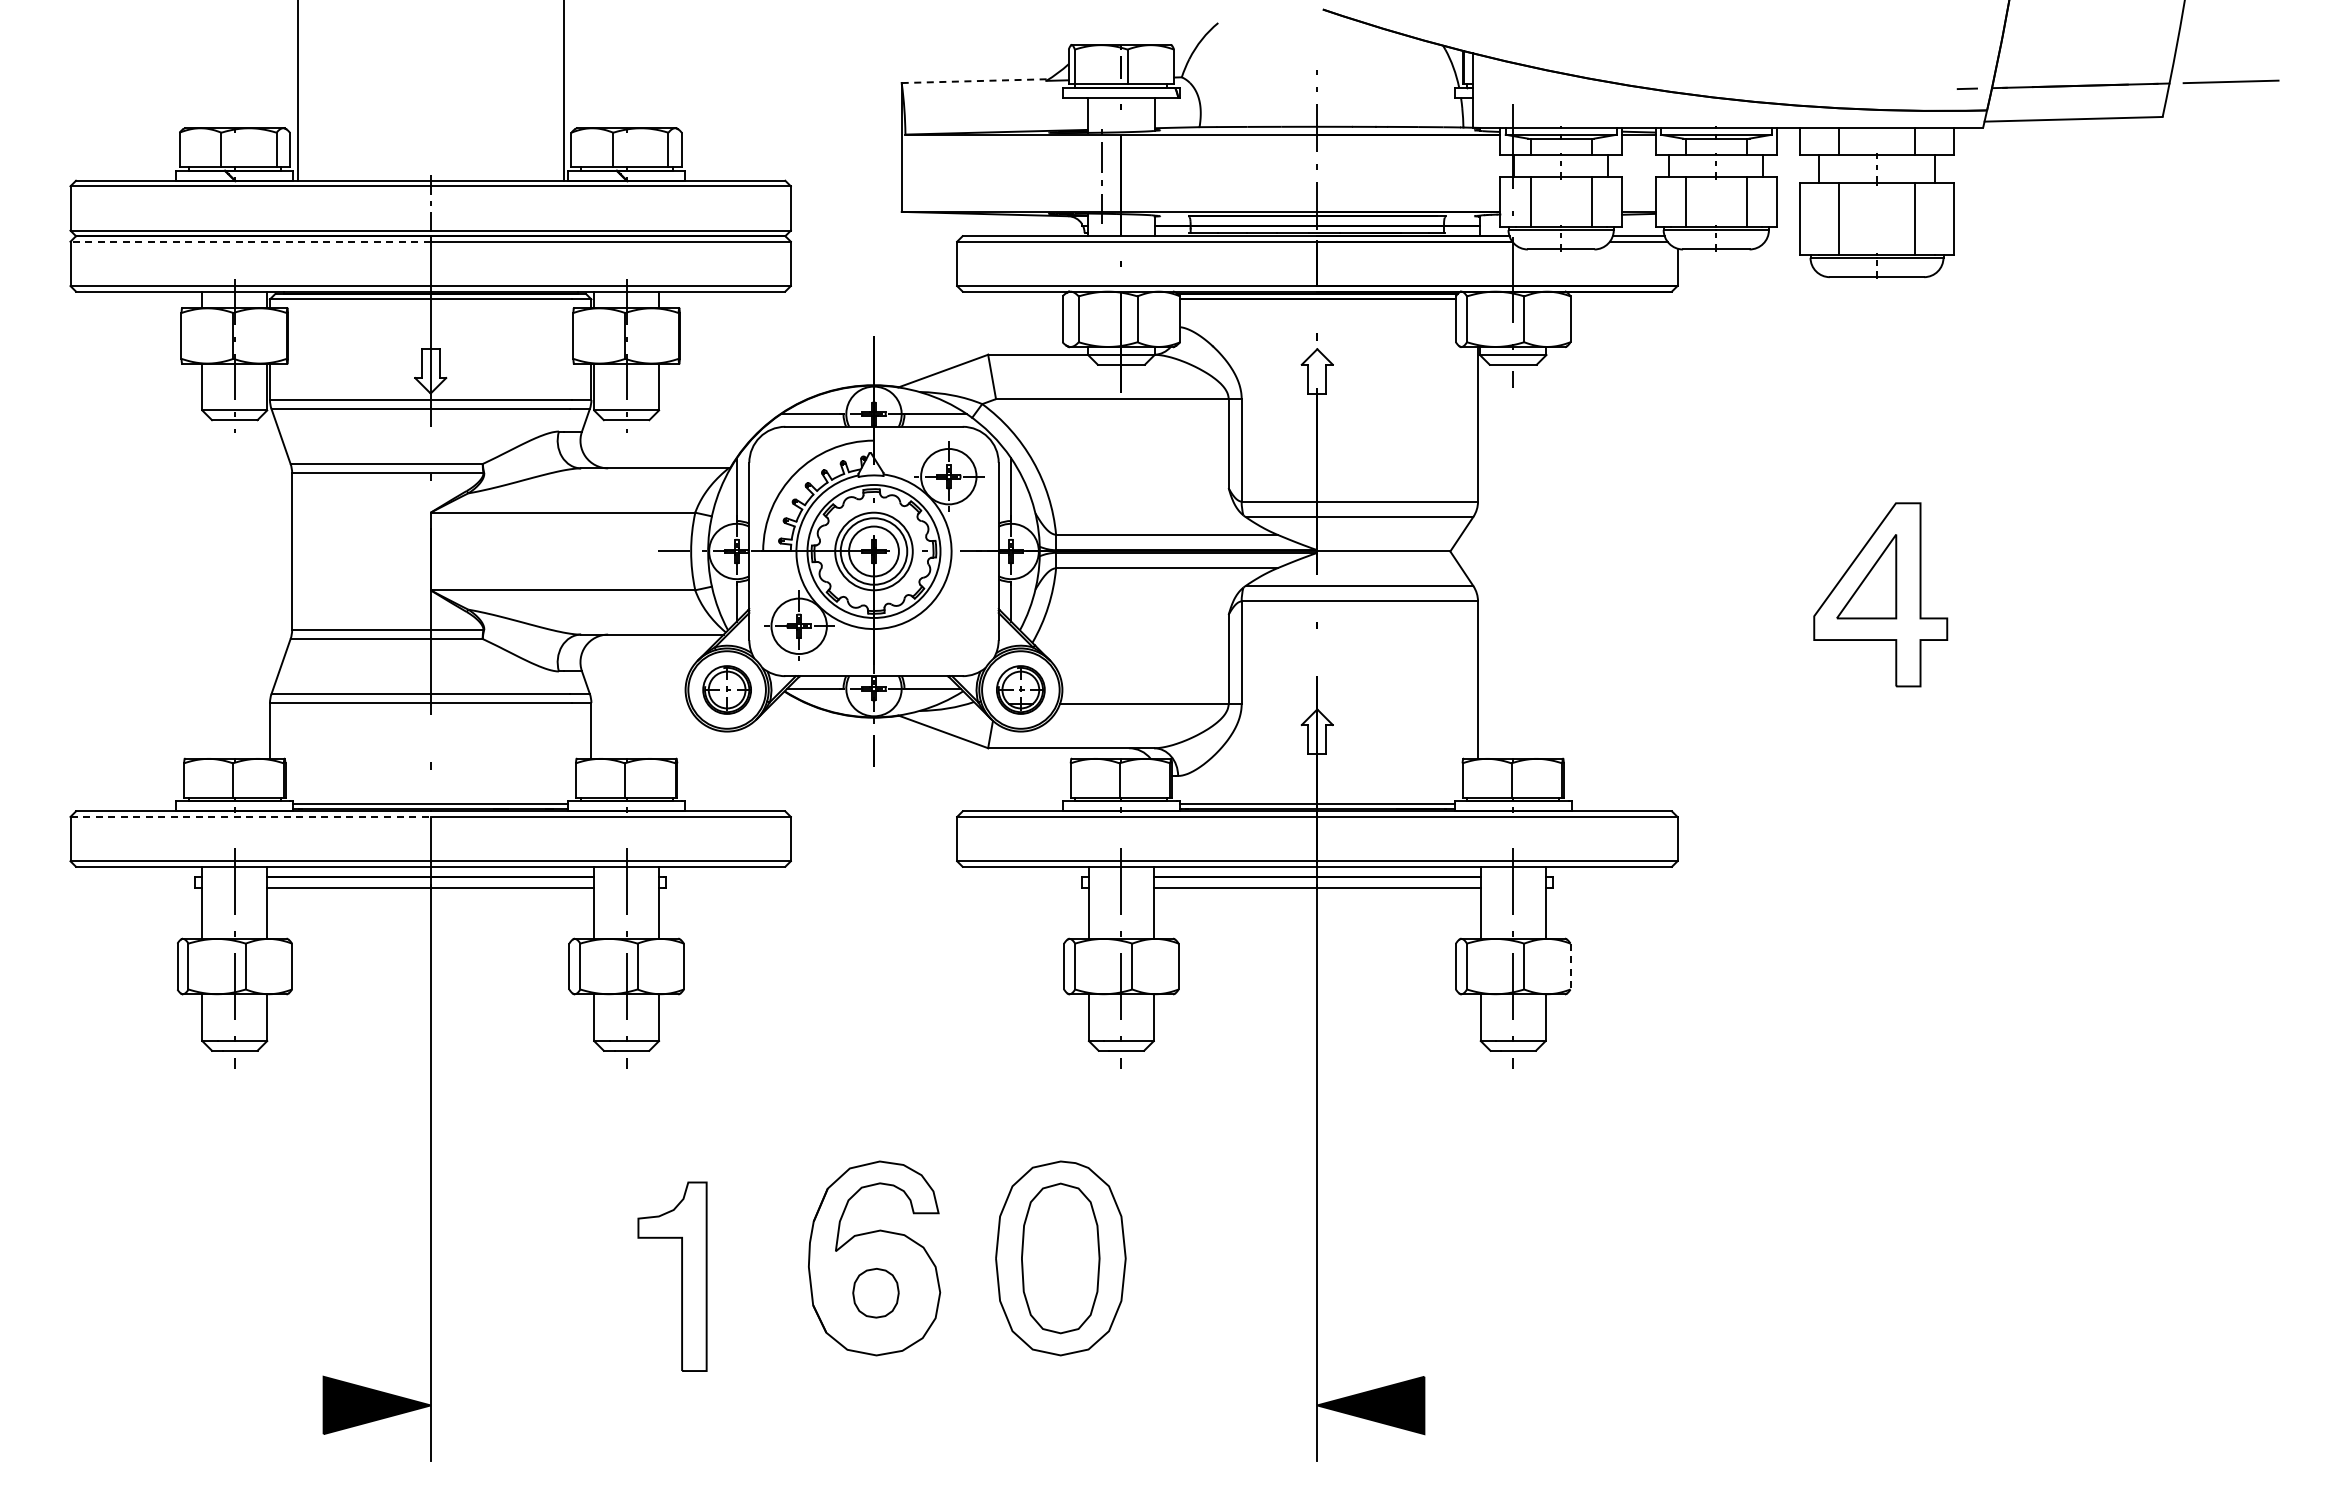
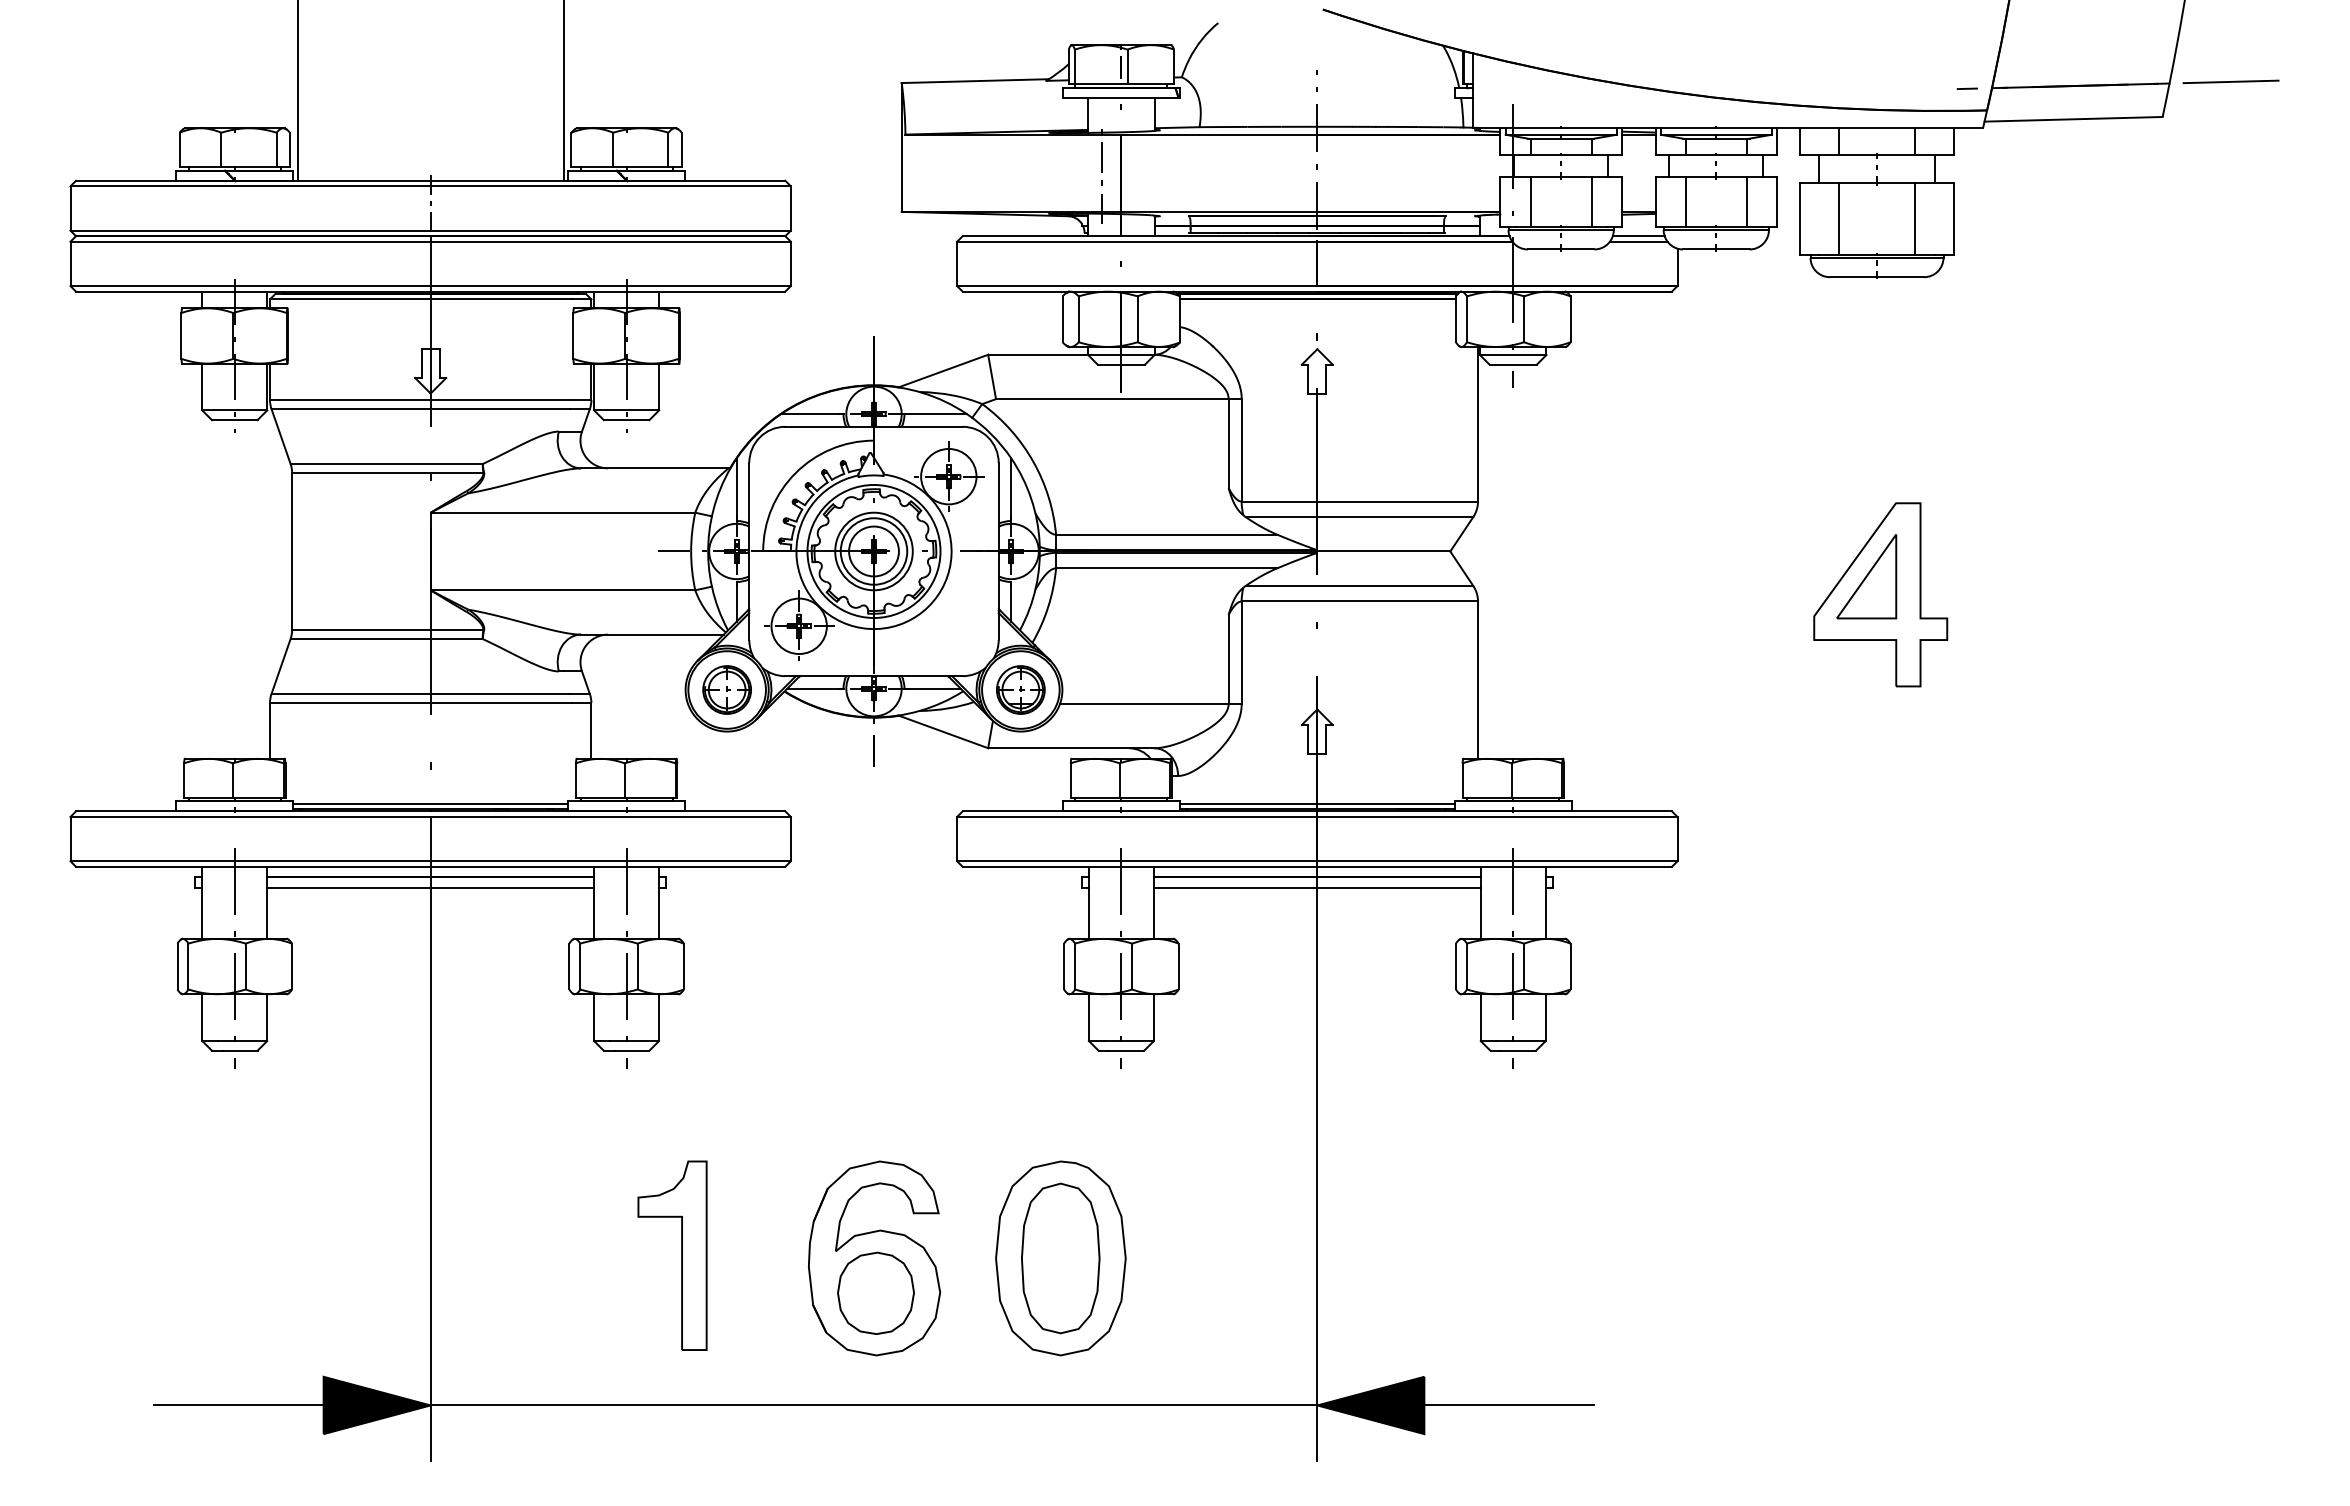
line: dashed -> solid (975, 81)
line: dashed -> solid (250, 241)
line: dashed -> solid (251, 816)
line: dashed -> solid (1570, 966)
part position: (681, 1276) -> (681, 1255) (681, 1255)
part size: 48x51 px -> 78x84 px (875, 1292)
line: none -> present (238, 1405)
line: none -> present (873, 1405)
line: none -> present (1509, 1405)
